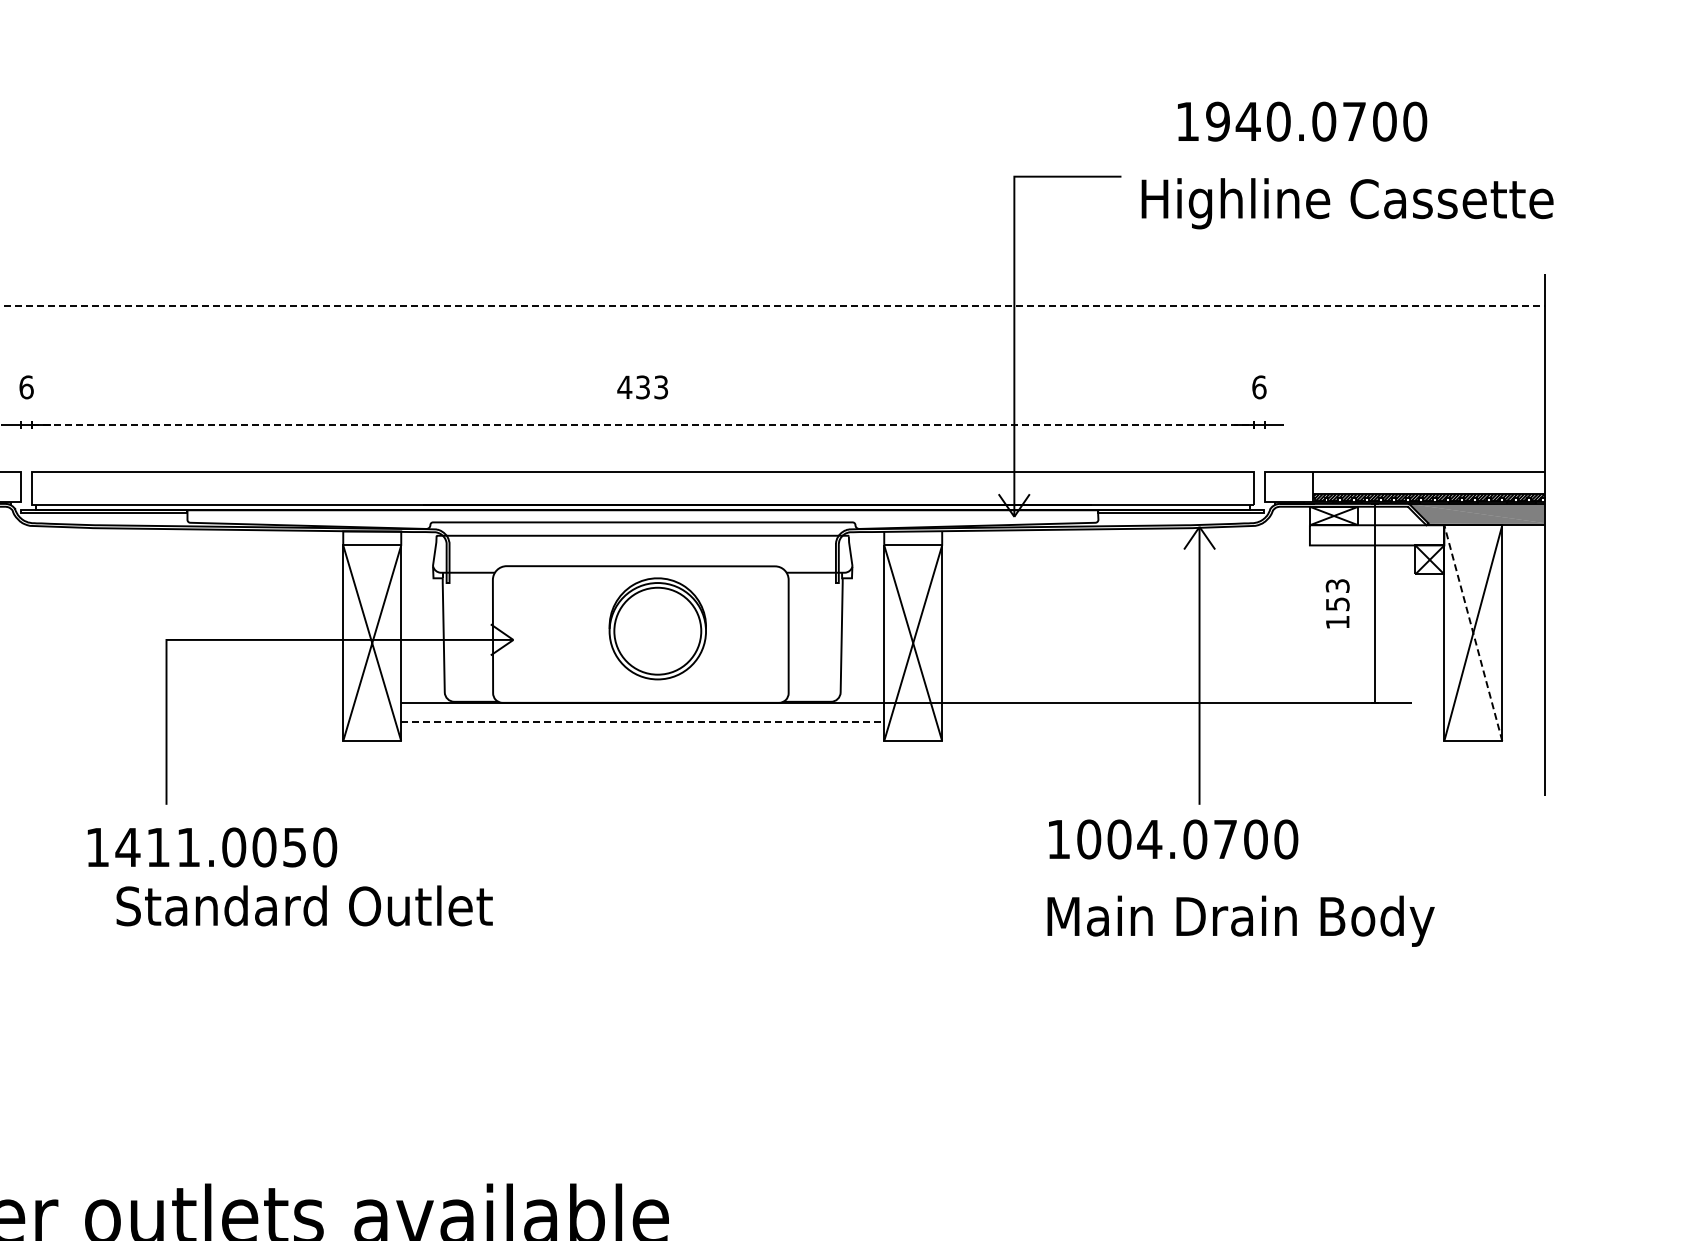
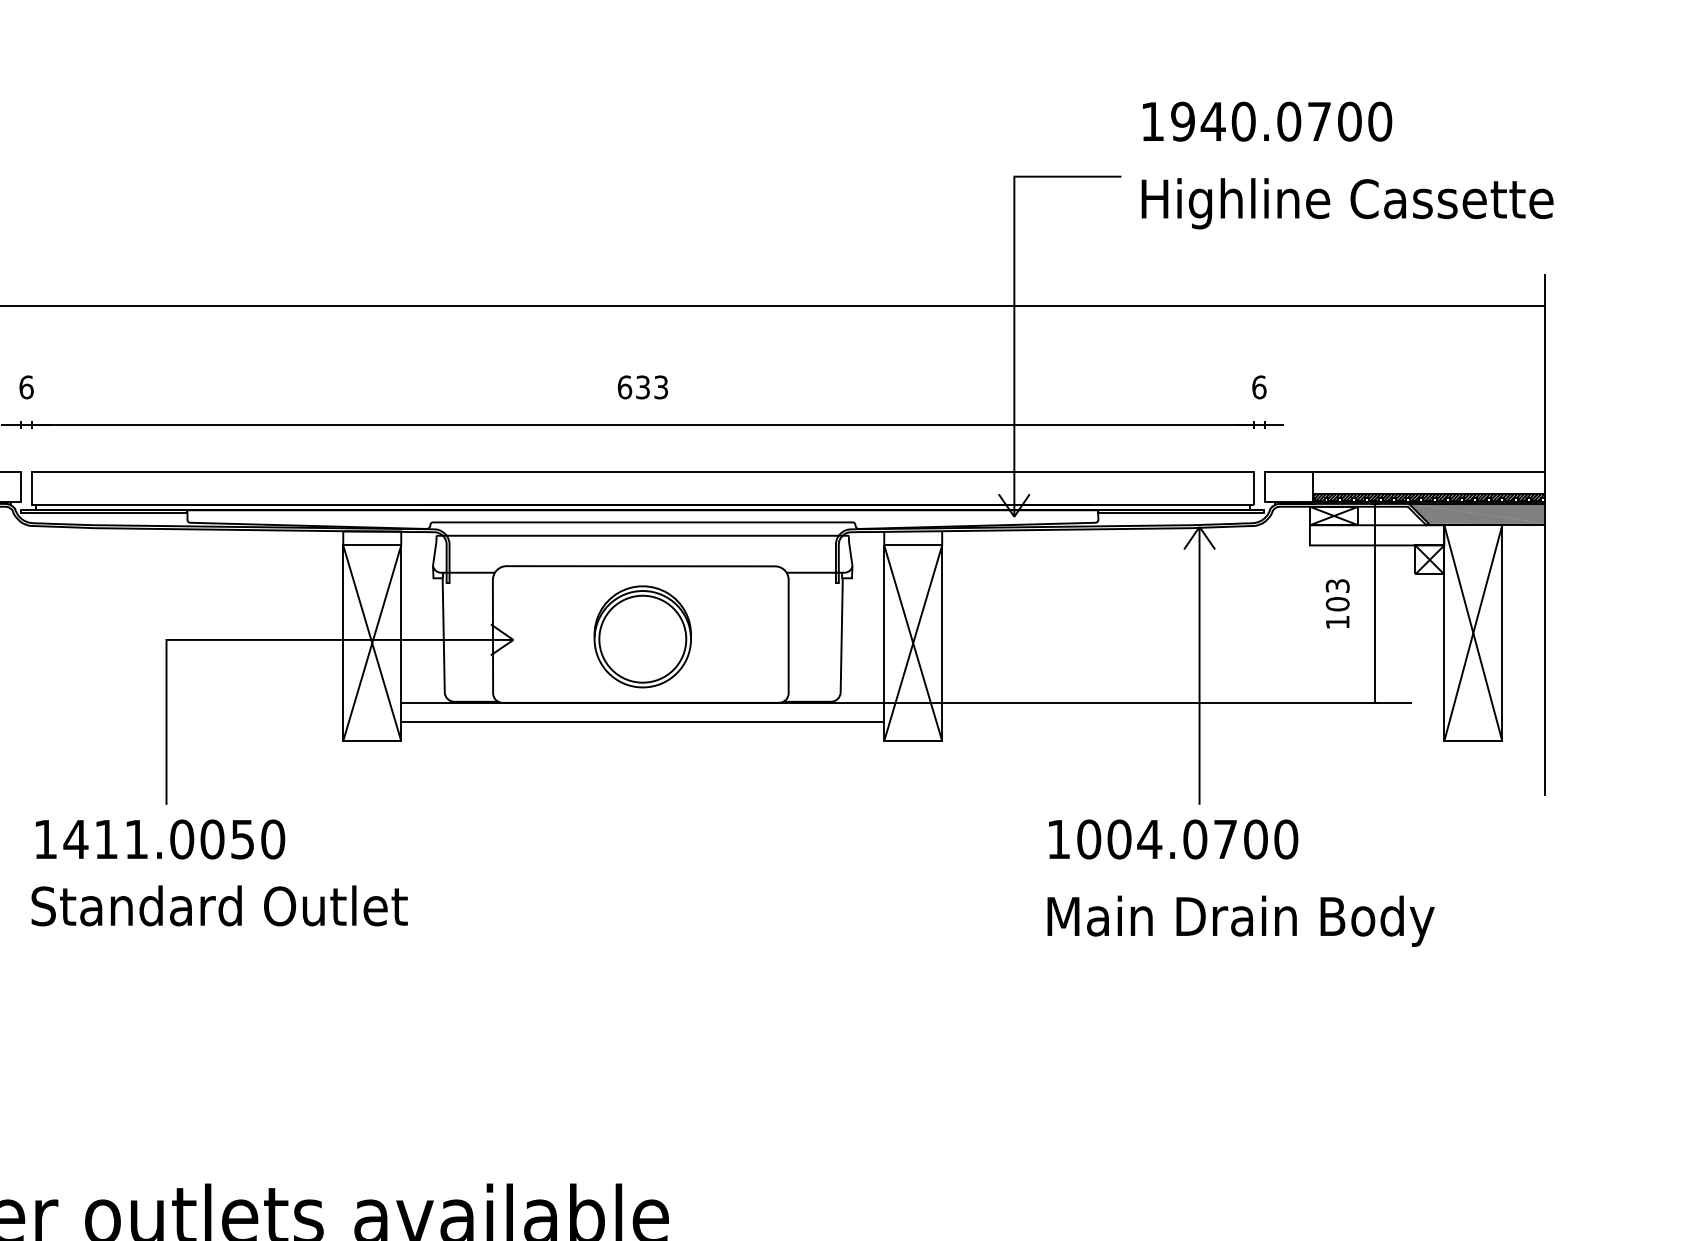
text position: (1302, 121) -> (1267, 121) (1267, 121)
line: dashed -> solid (772, 305)
text: 433 -> 633 (624, 387)
line: dashed -> solid (642, 424)
text: 153 -> 103 (1337, 604)
part position: (657, 628) -> (642, 636) (642, 636)
line: dashed -> solid (1473, 633)
line: dashed -> solid (643, 722)
text position: (212, 847) -> (160, 839) (160, 839)
text position: (304, 905) -> (219, 905) (219, 905)
